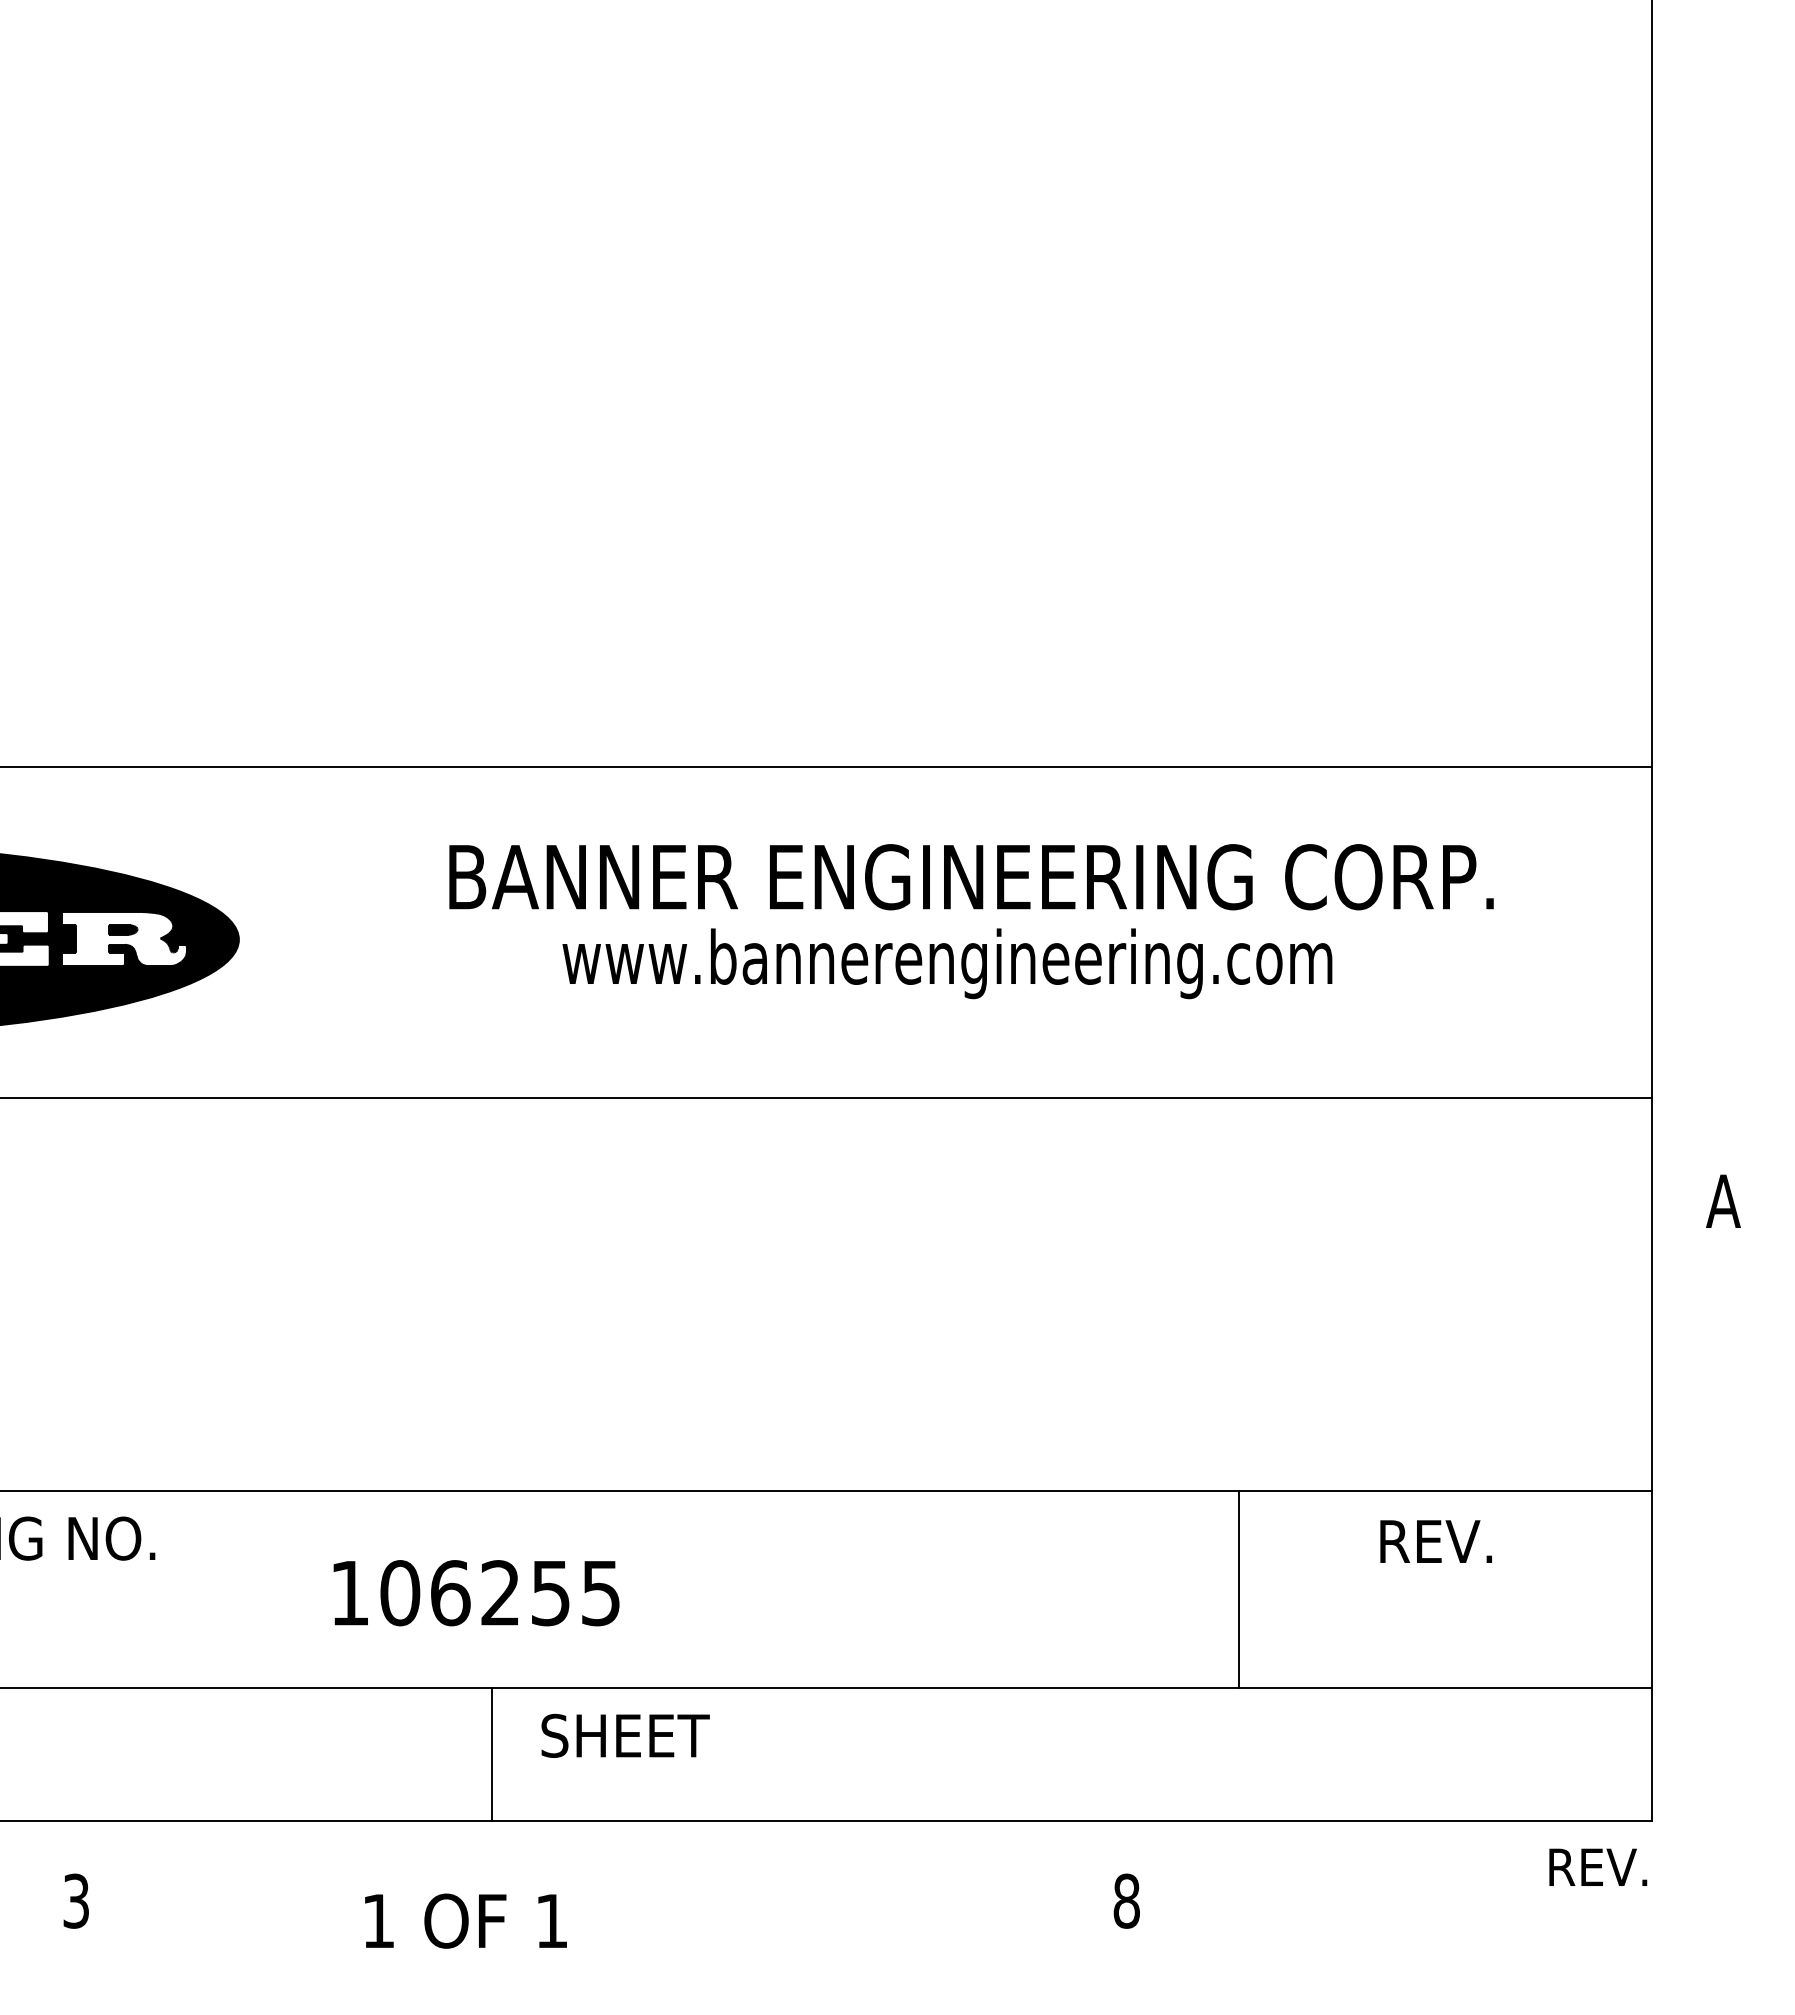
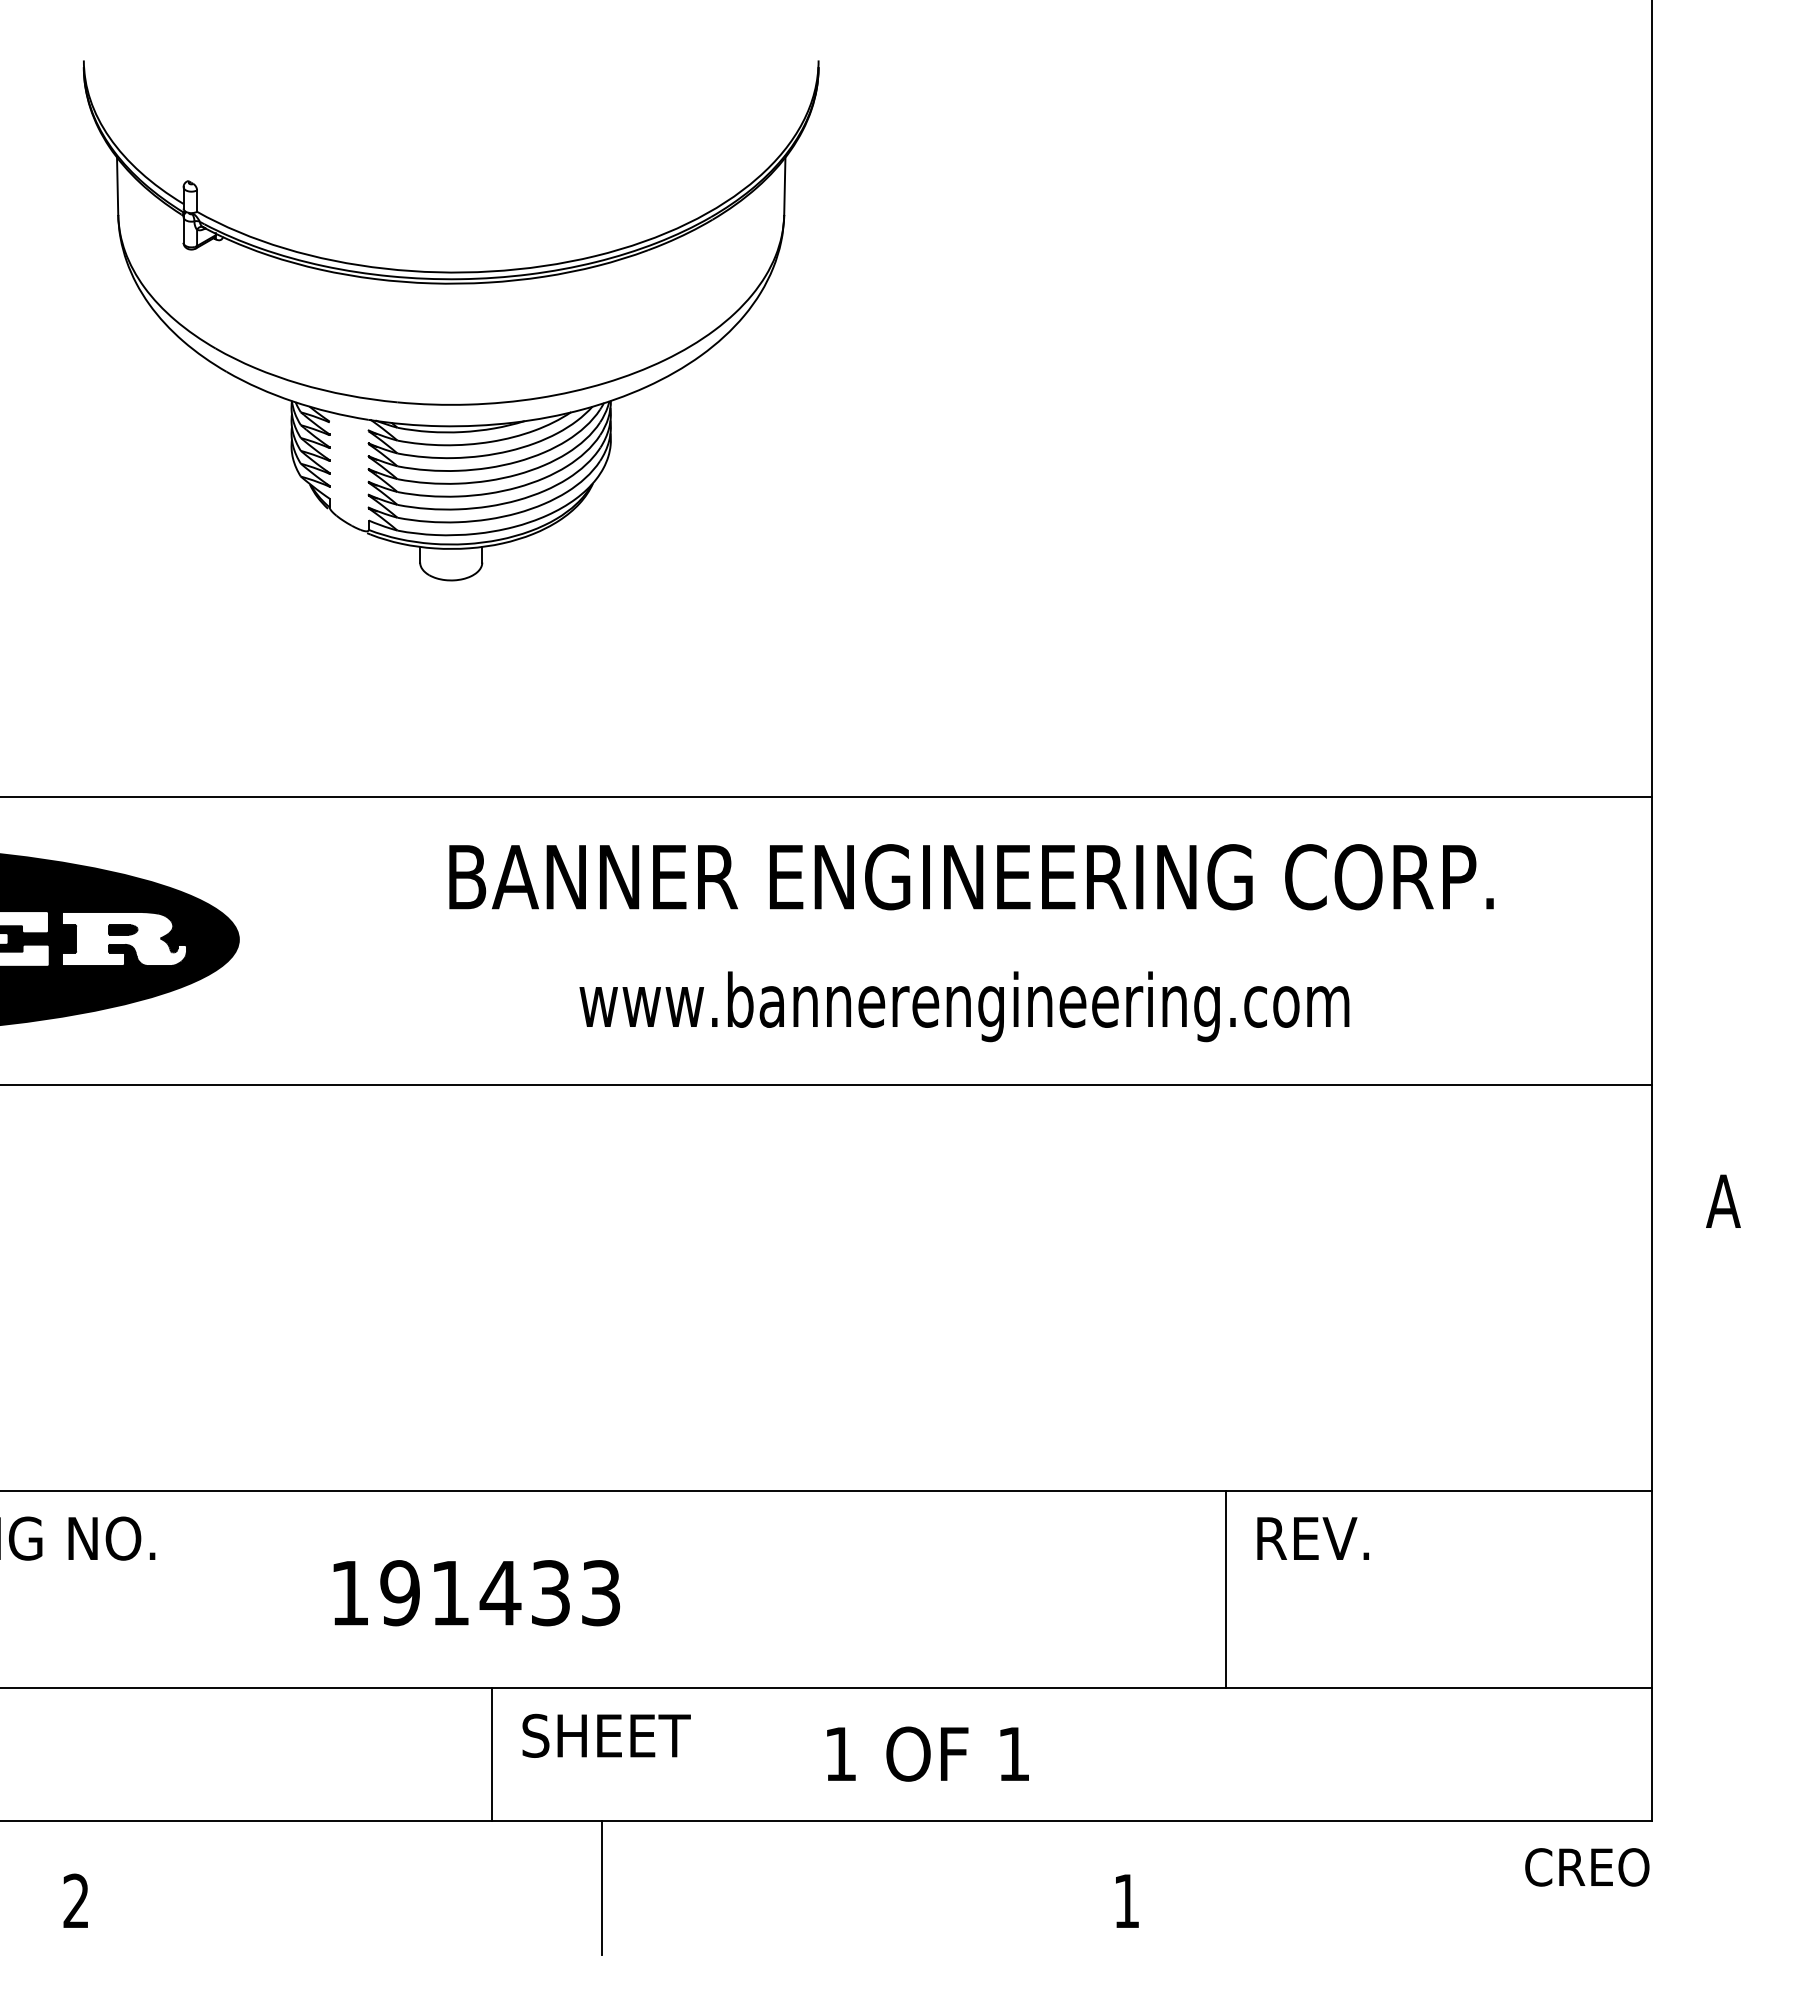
part: none -> present (450, 320)
line position: (827, 767) -> (827, 797) (827, 797)
text position: (947, 963) -> (964, 1006) (964, 1006)
line position: (827, 1098) -> (827, 1085) (827, 1085)
text position: (1435, 1541) -> (1312, 1538) (1312, 1538)
line position: (1238, 1588) -> (1225, 1588) (1225, 1588)
text: 106255 -> 191433 (500, 1593)
text position: (625, 1735) -> (606, 1735) (606, 1735)
text: REV. -> CREO (1587, 1867)
line: none -> present (601, 1887)
text: 3 -> 2 (75, 1900)
text: 8 -> 1 (1126, 1900)
text position: (465, 1920) -> (927, 1753) (927, 1753)
